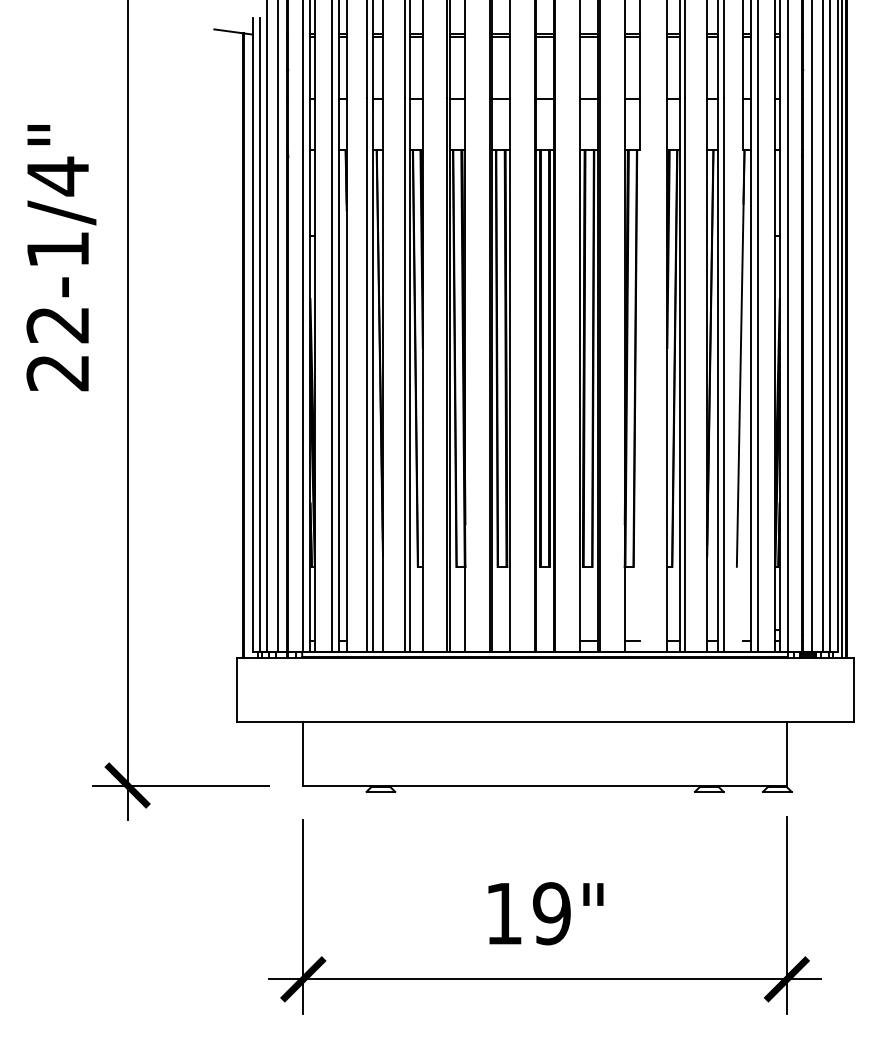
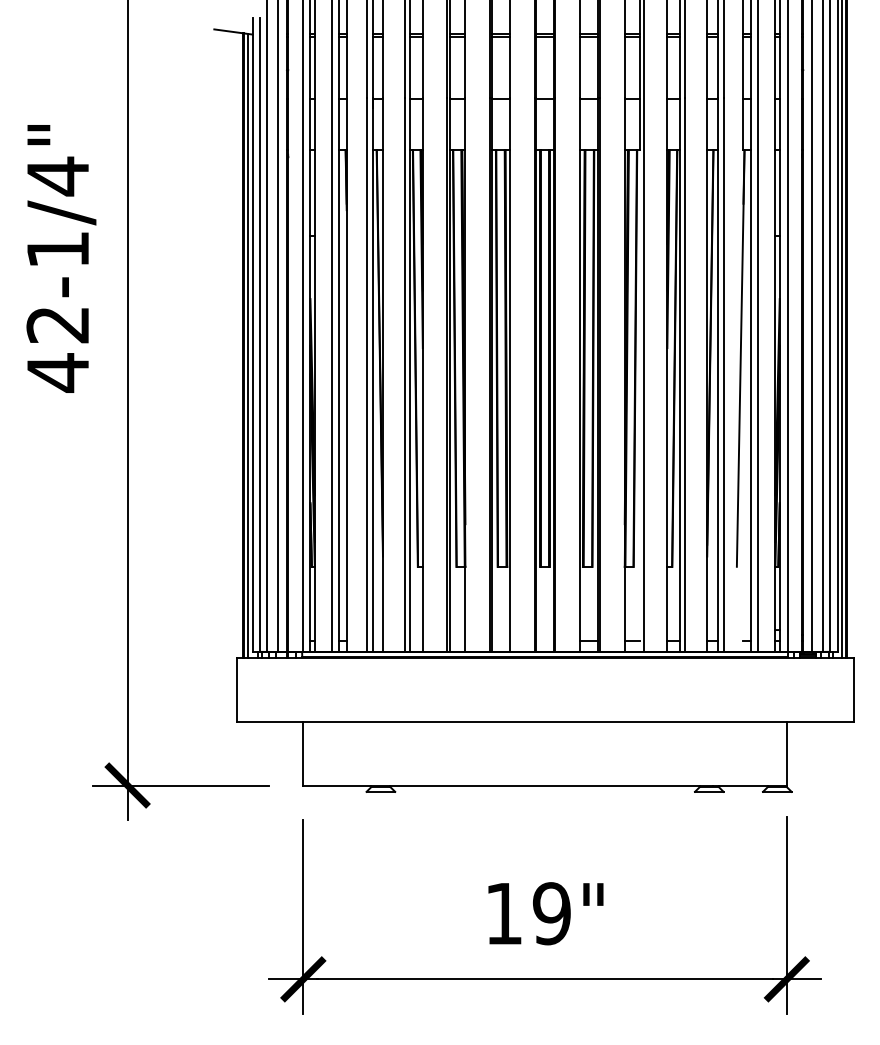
line: none -> present (643, 326)
line: none -> present (248, 345)
text: 22-1/4" -> 42-1/4" (57, 372)
